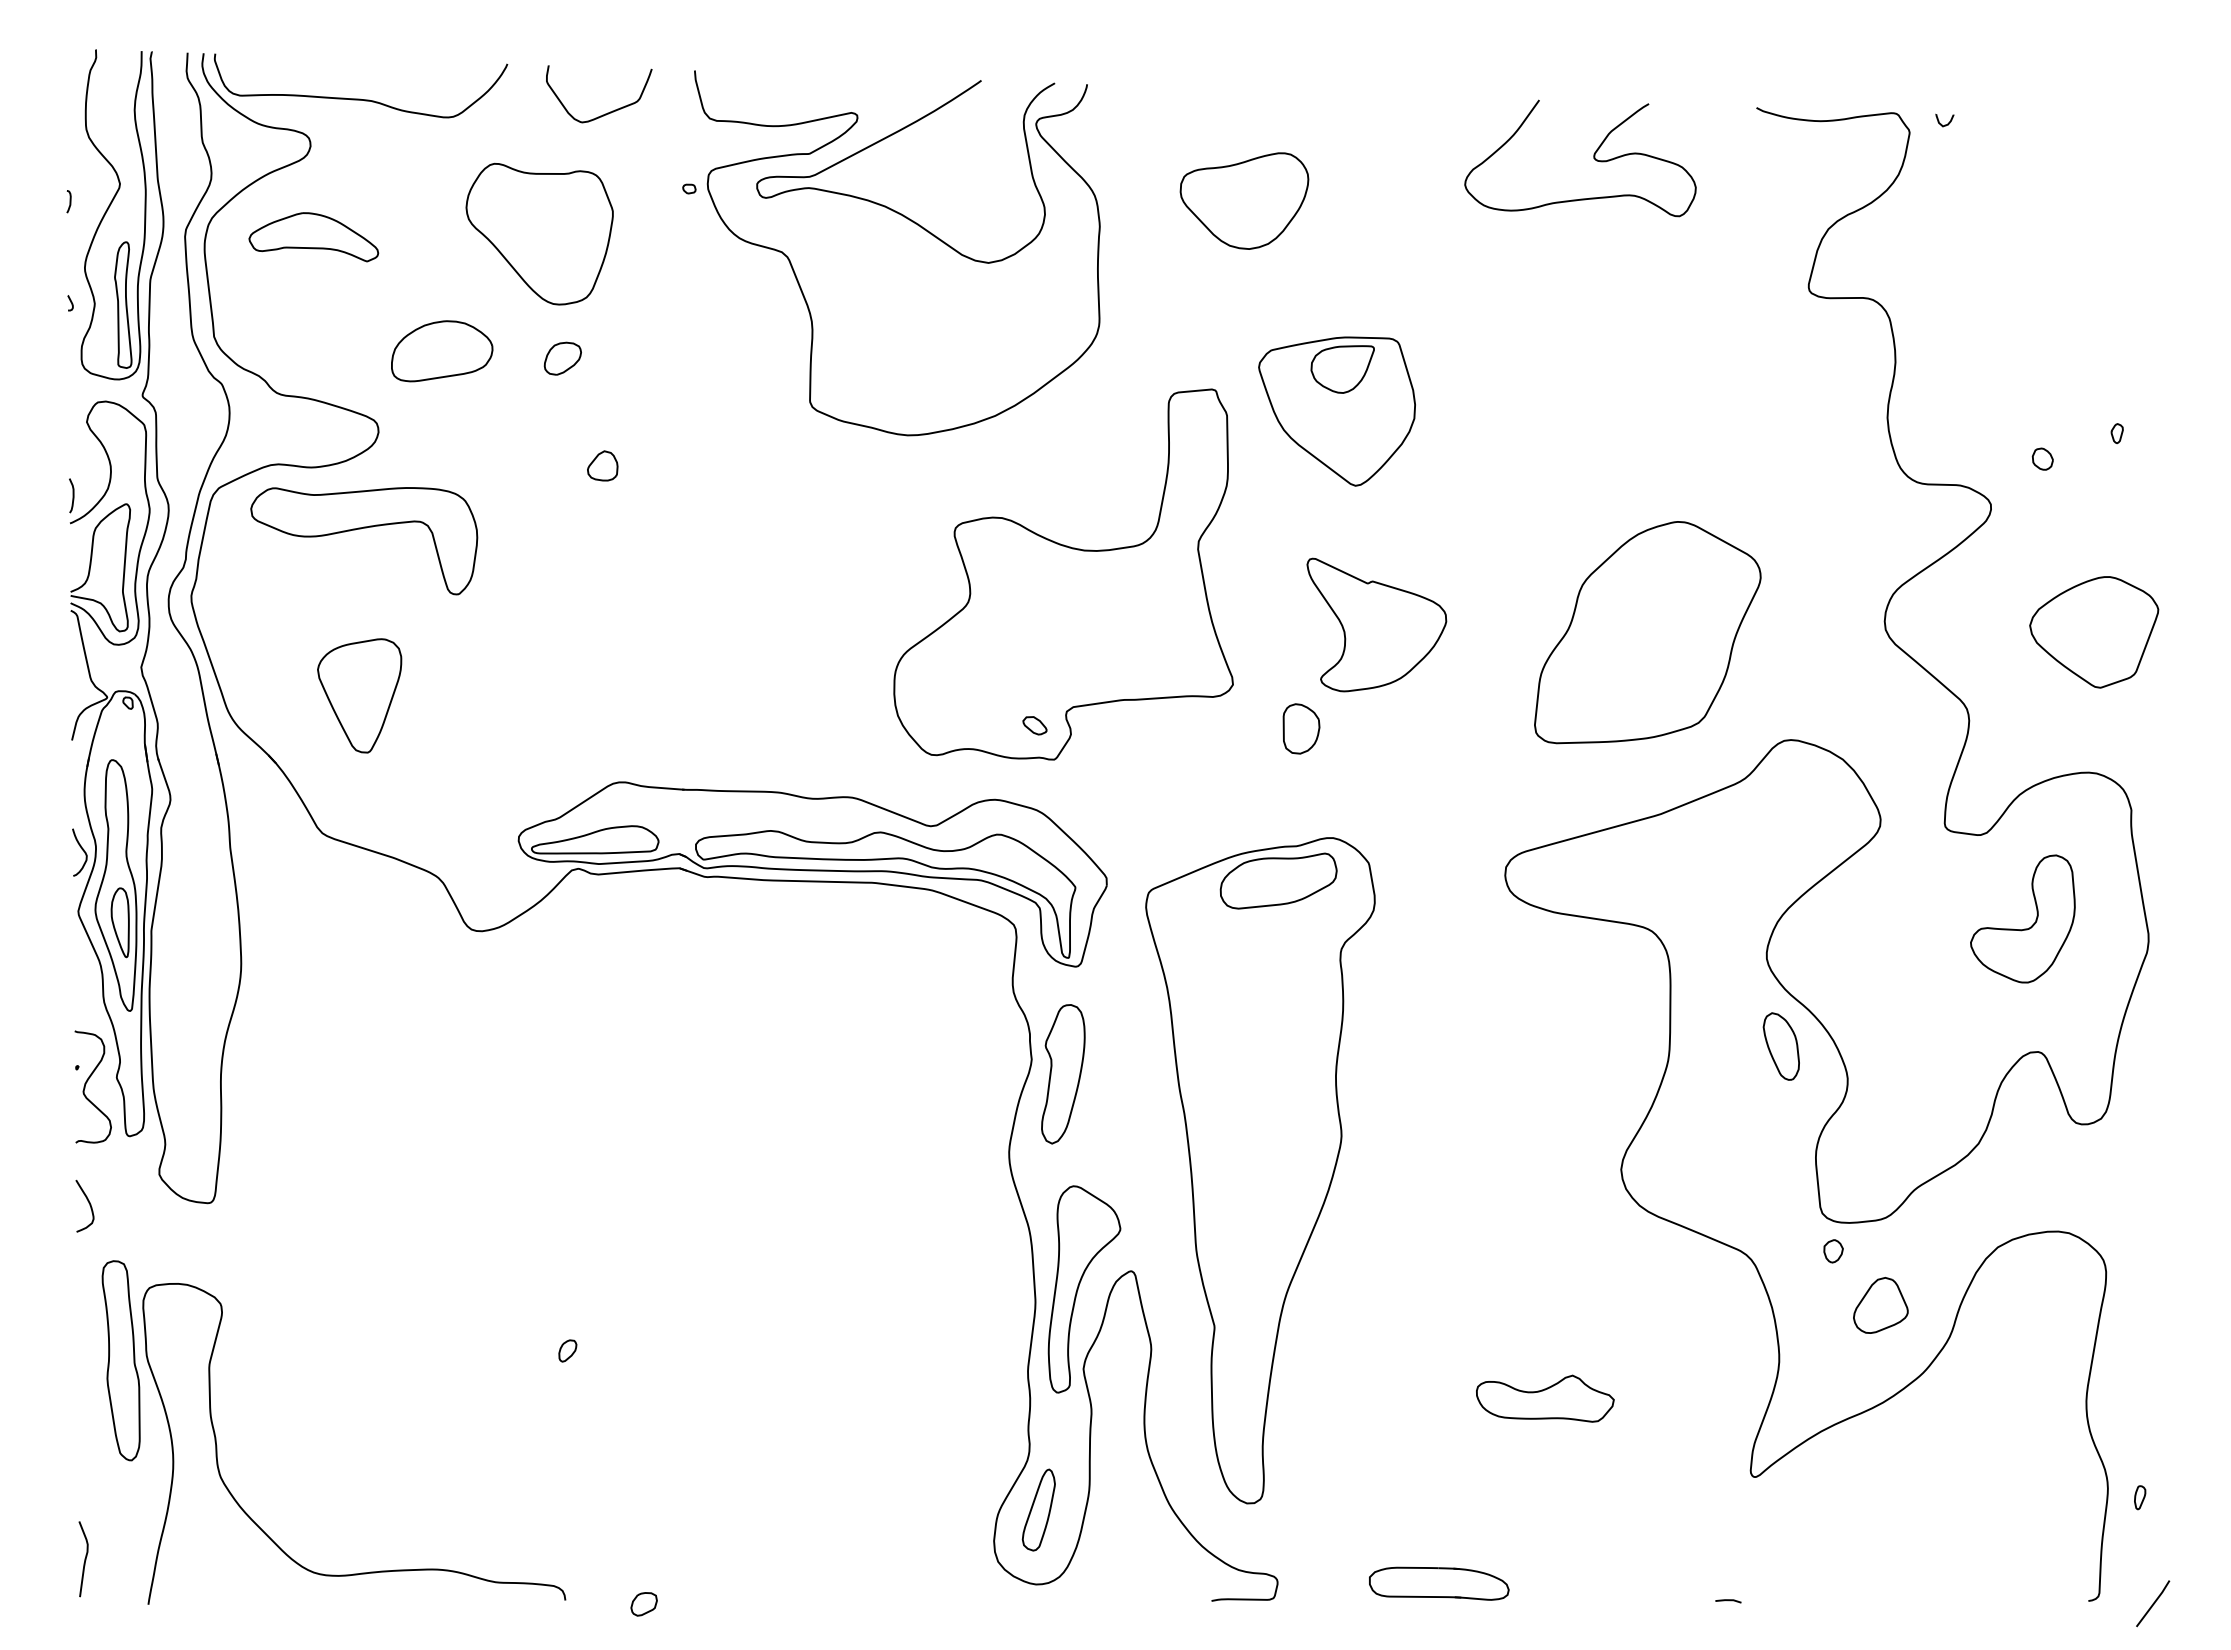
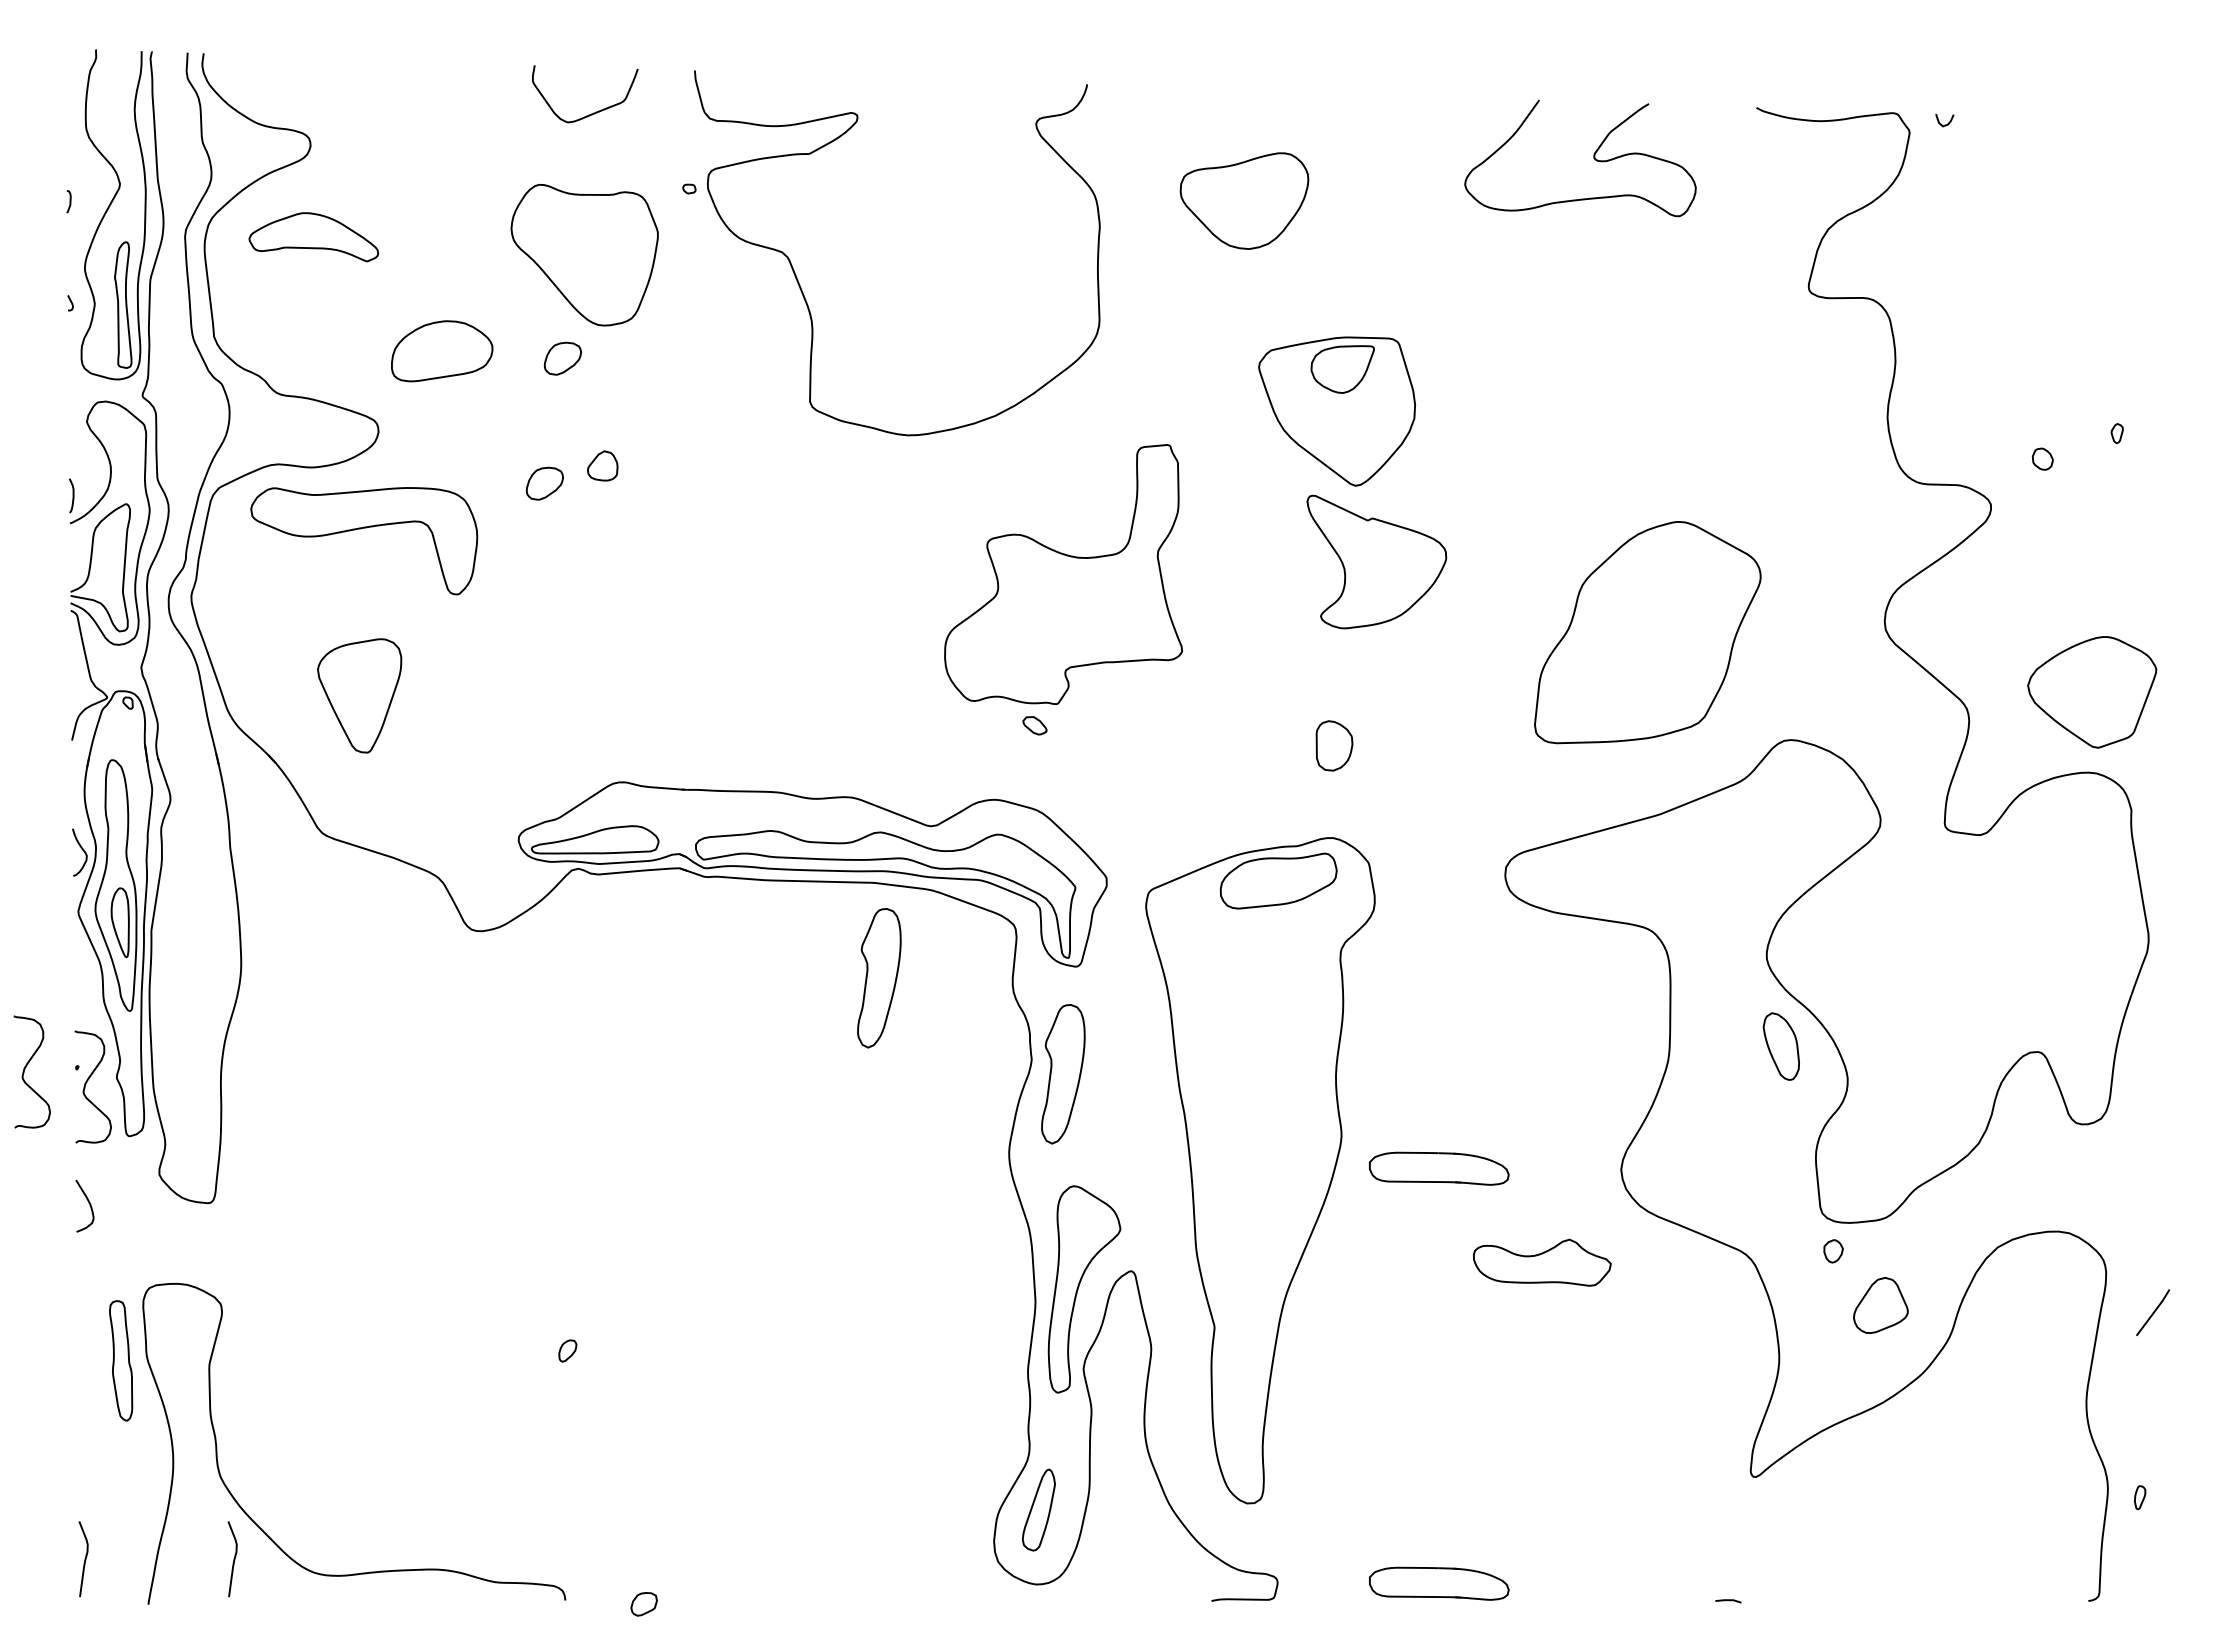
curve: present -> none (360, 98)
curve position: (607, 112) -> (593, 112) (593, 112)
curve: present -> none (885, 139)
part position: (539, 233) -> (584, 254) (584, 254)
part: none -> present (544, 483)
part size: 341x373 px -> 239x261 px (1063, 574)
part position: (1376, 624) -> (1376, 561) (1376, 561)
part position: (2094, 632) -> (2092, 692) (2092, 692)
part position: (1301, 728) -> (1334, 745) (1334, 745)
part: present -> none (2024, 928)
part: none -> present (879, 978)
curve: none -> present (25, 1069)
part: none -> present (1439, 1168)
part size: 40x202 px -> 25x122 px (121, 1360)
part position: (1545, 1398) -> (1542, 1262) (1542, 1262)
curve: none -> present (233, 1559)
line position: (2153, 1603) -> (2153, 1312) (2153, 1312)
